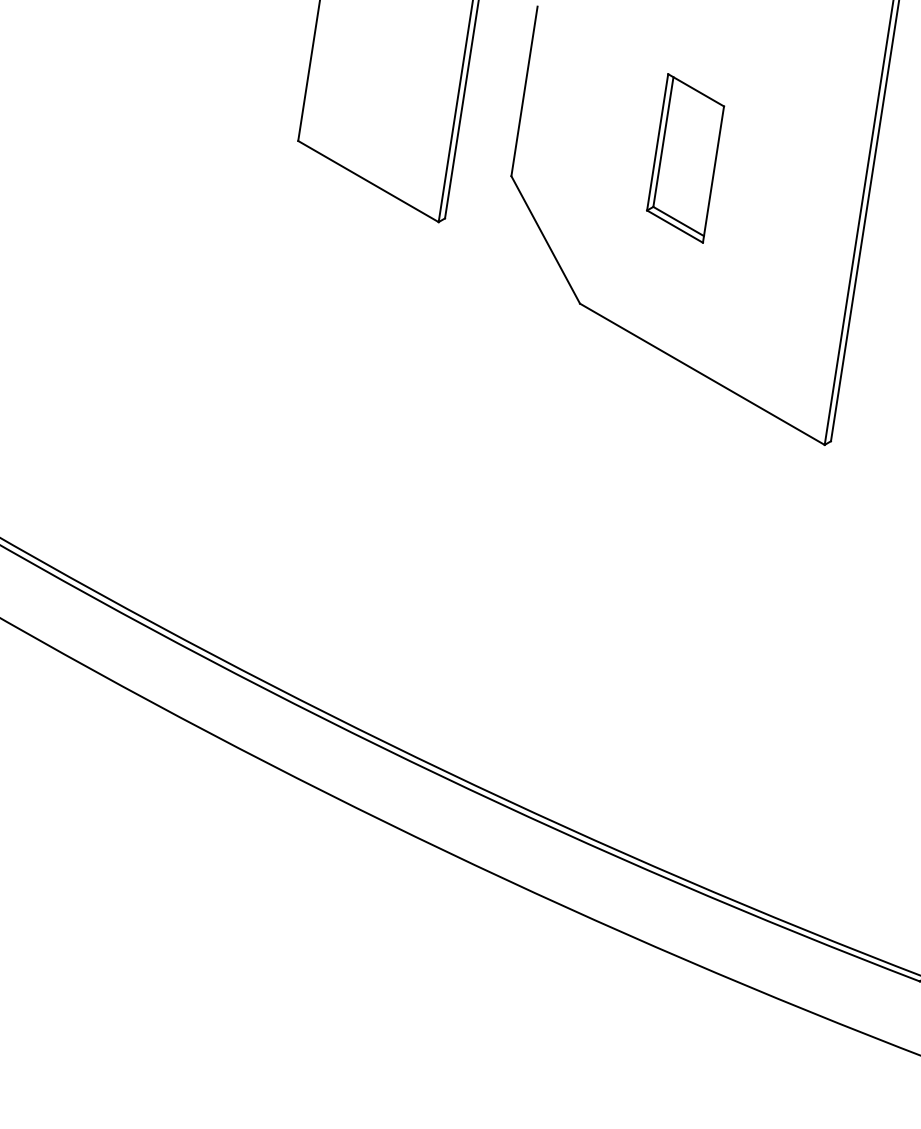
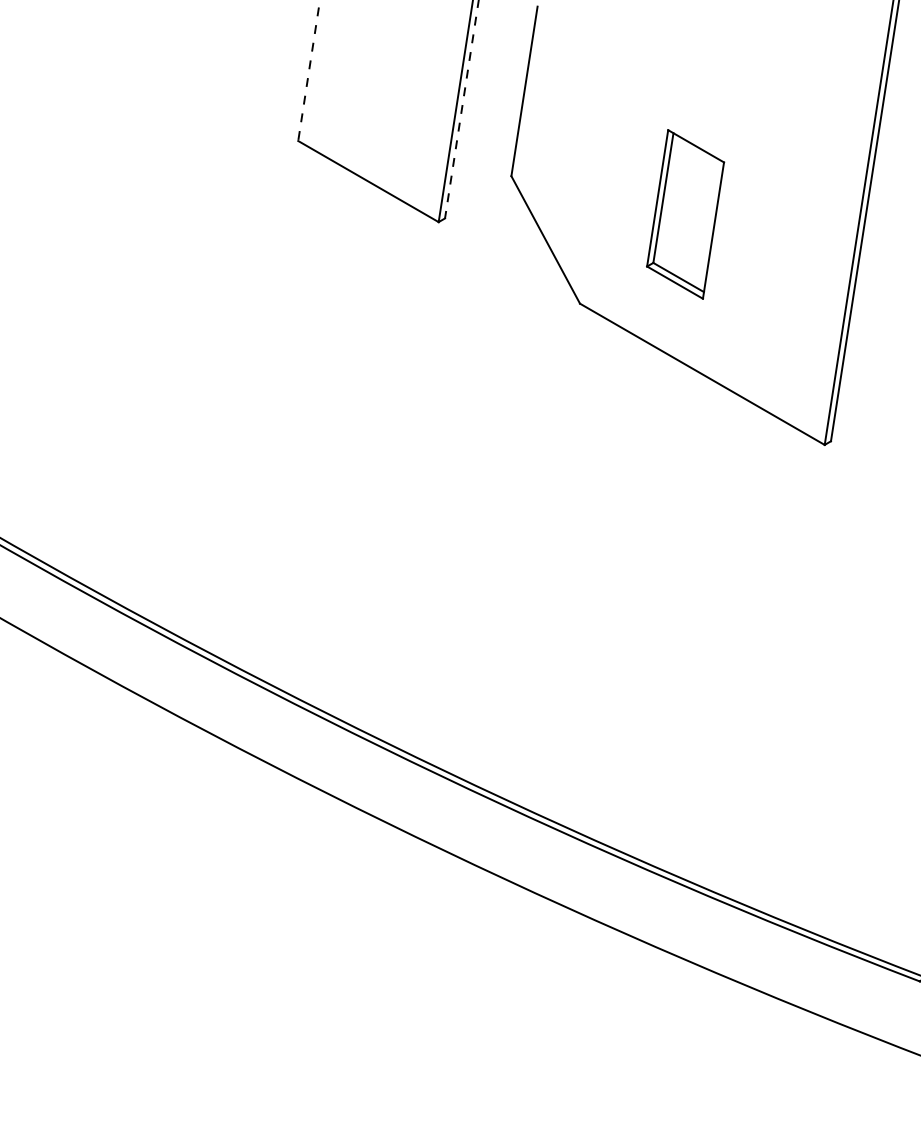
line: solid -> dashed (309, 70)
line: solid -> dashed (461, 109)
part position: (685, 158) -> (685, 214) (685, 214)
